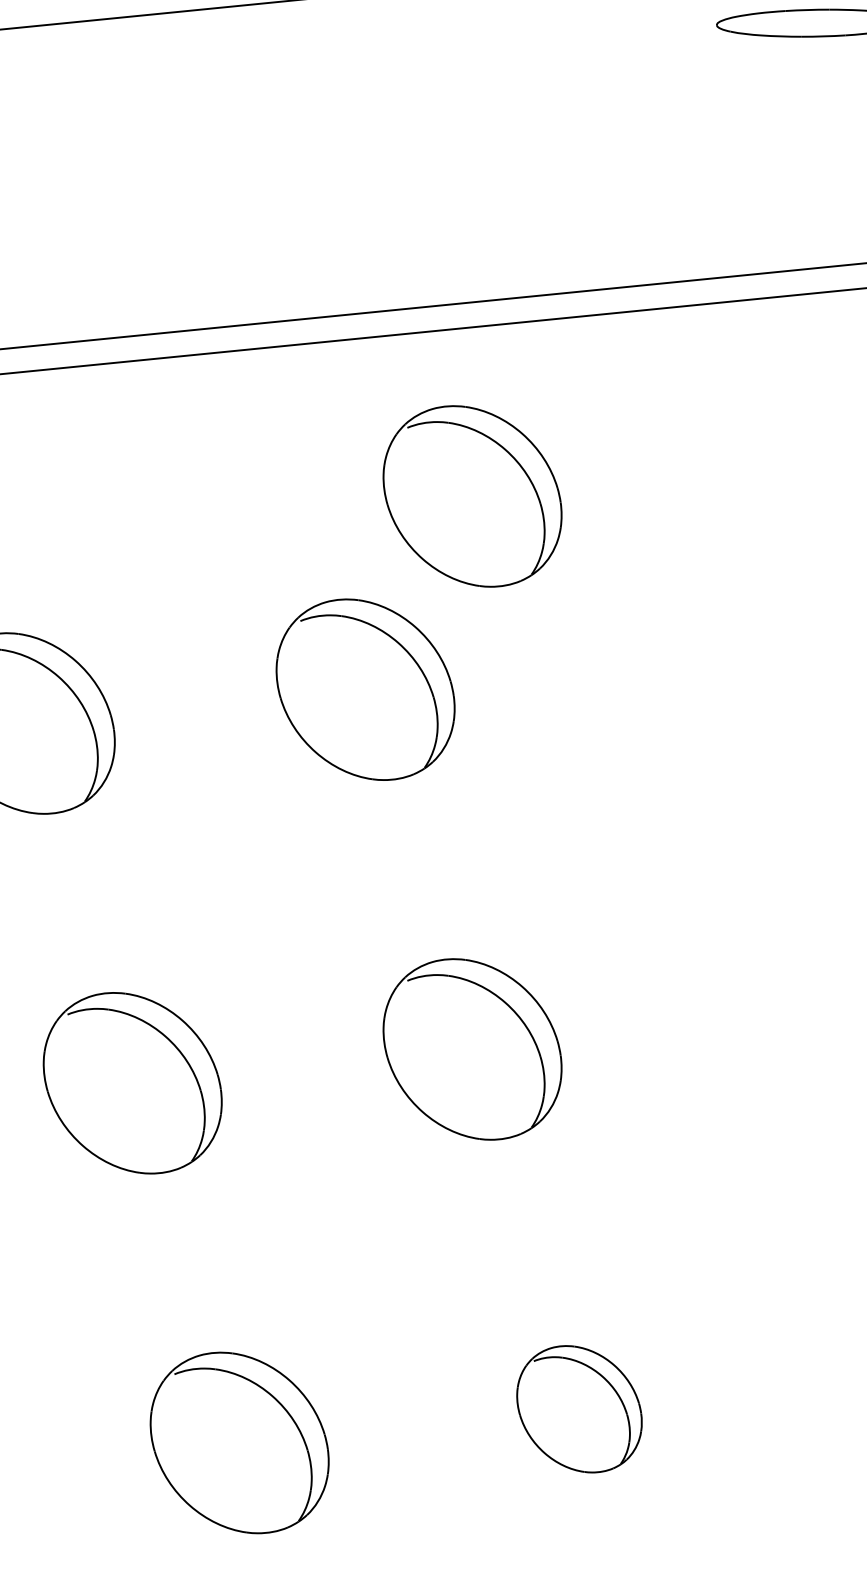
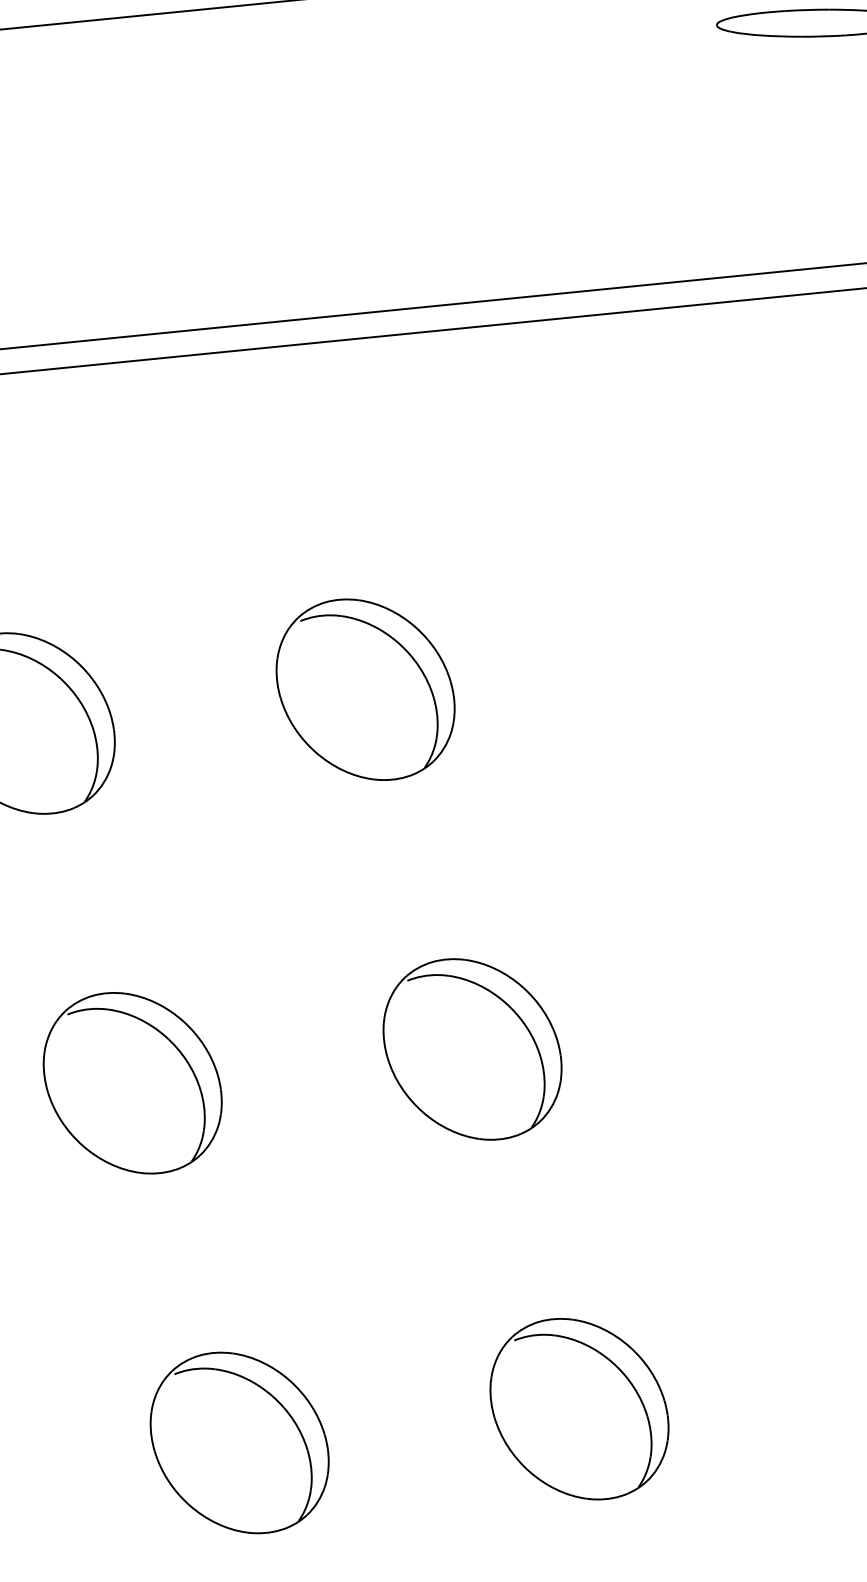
part: present -> none (472, 496)
part size: 127x129 px -> 181x183 px (579, 1409)
